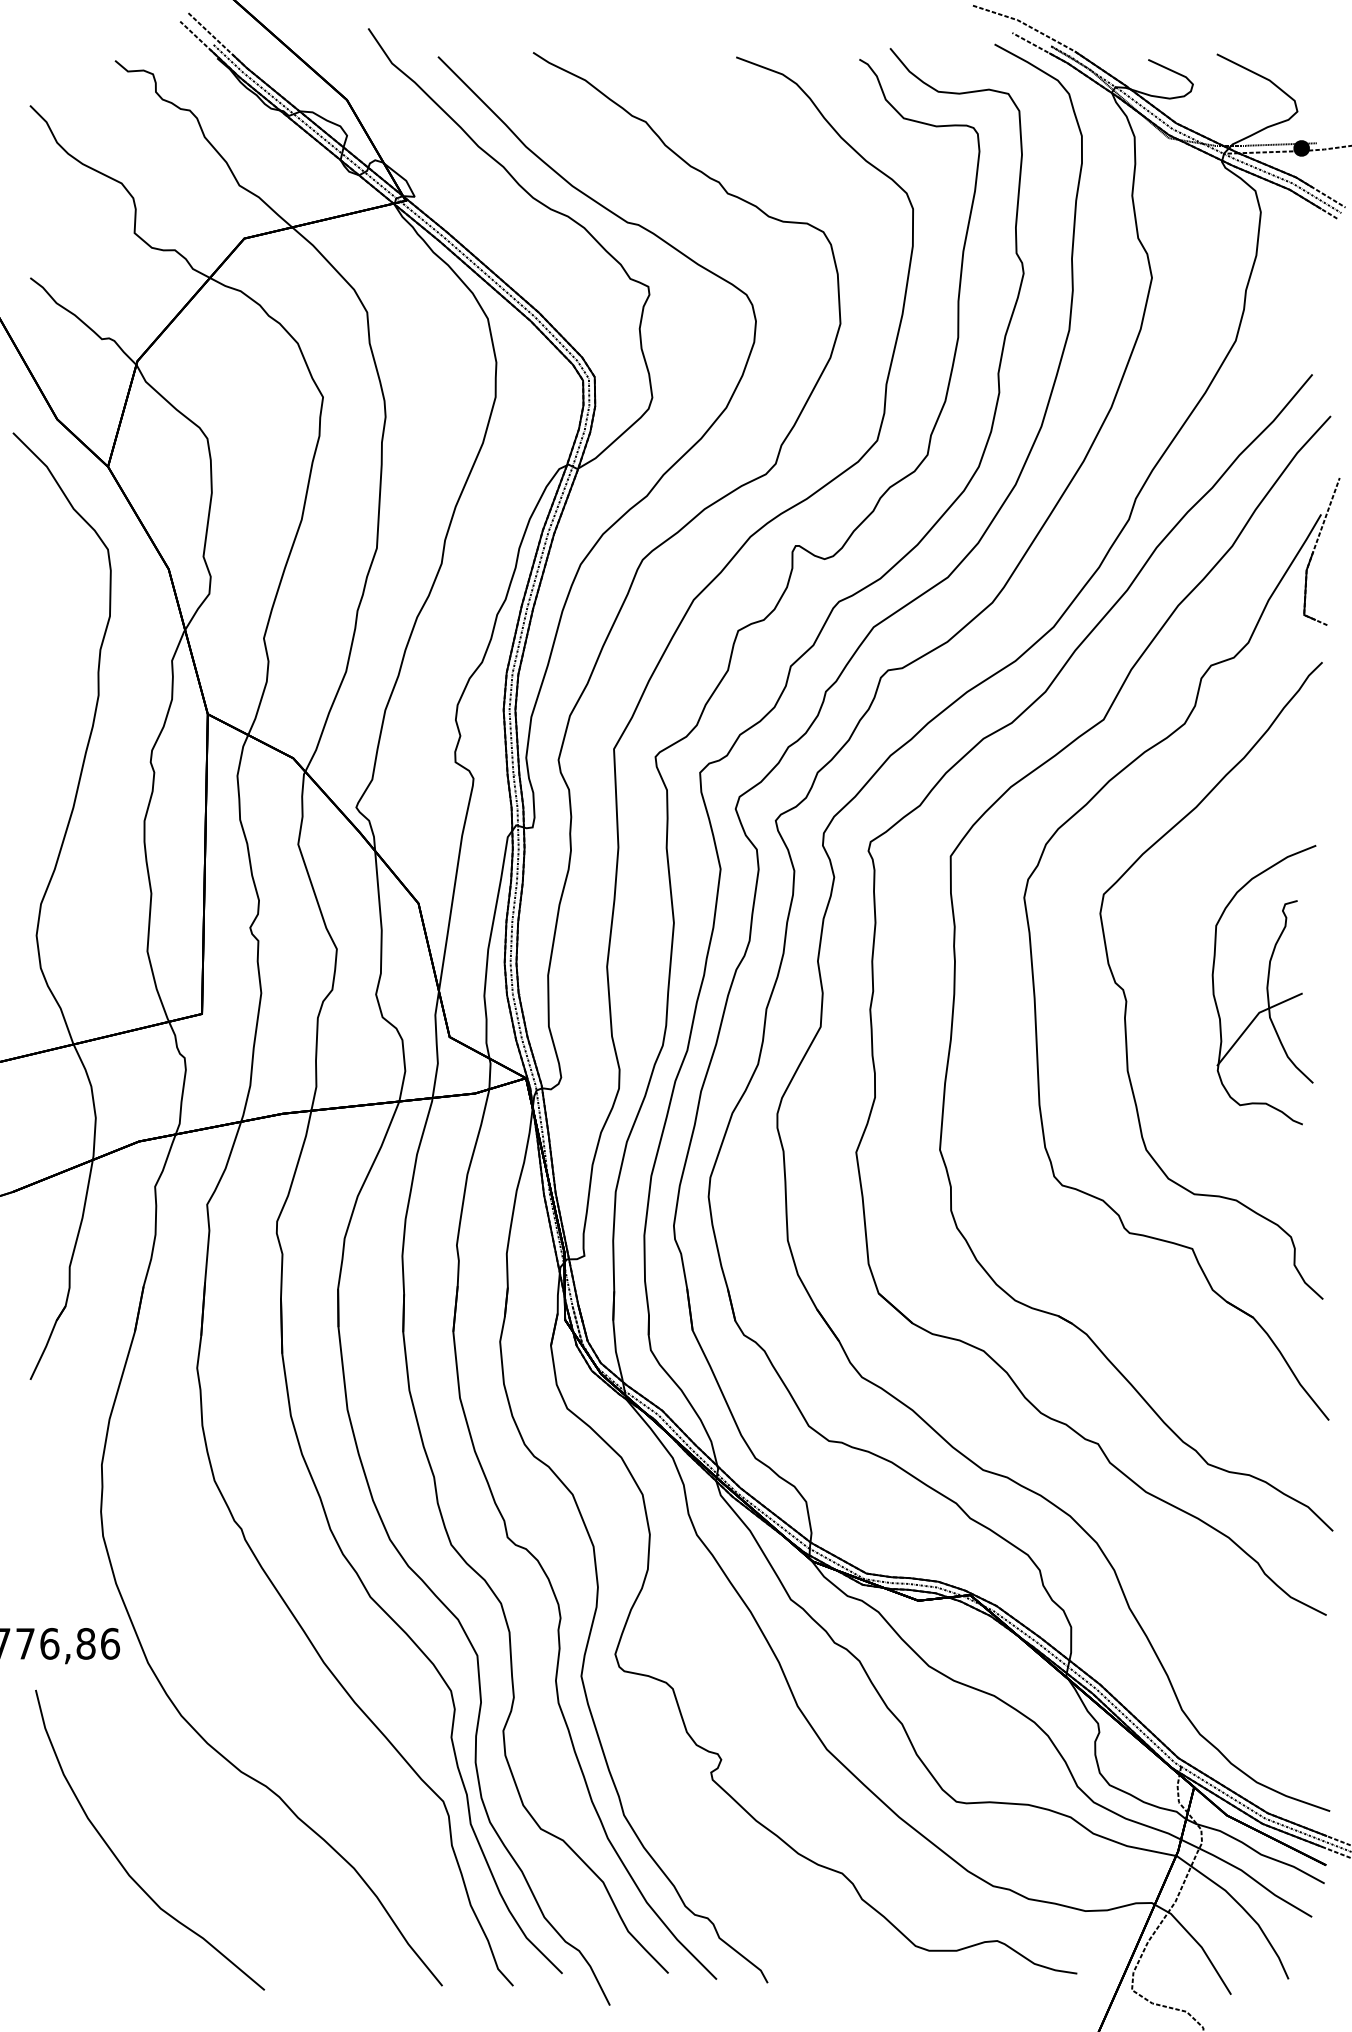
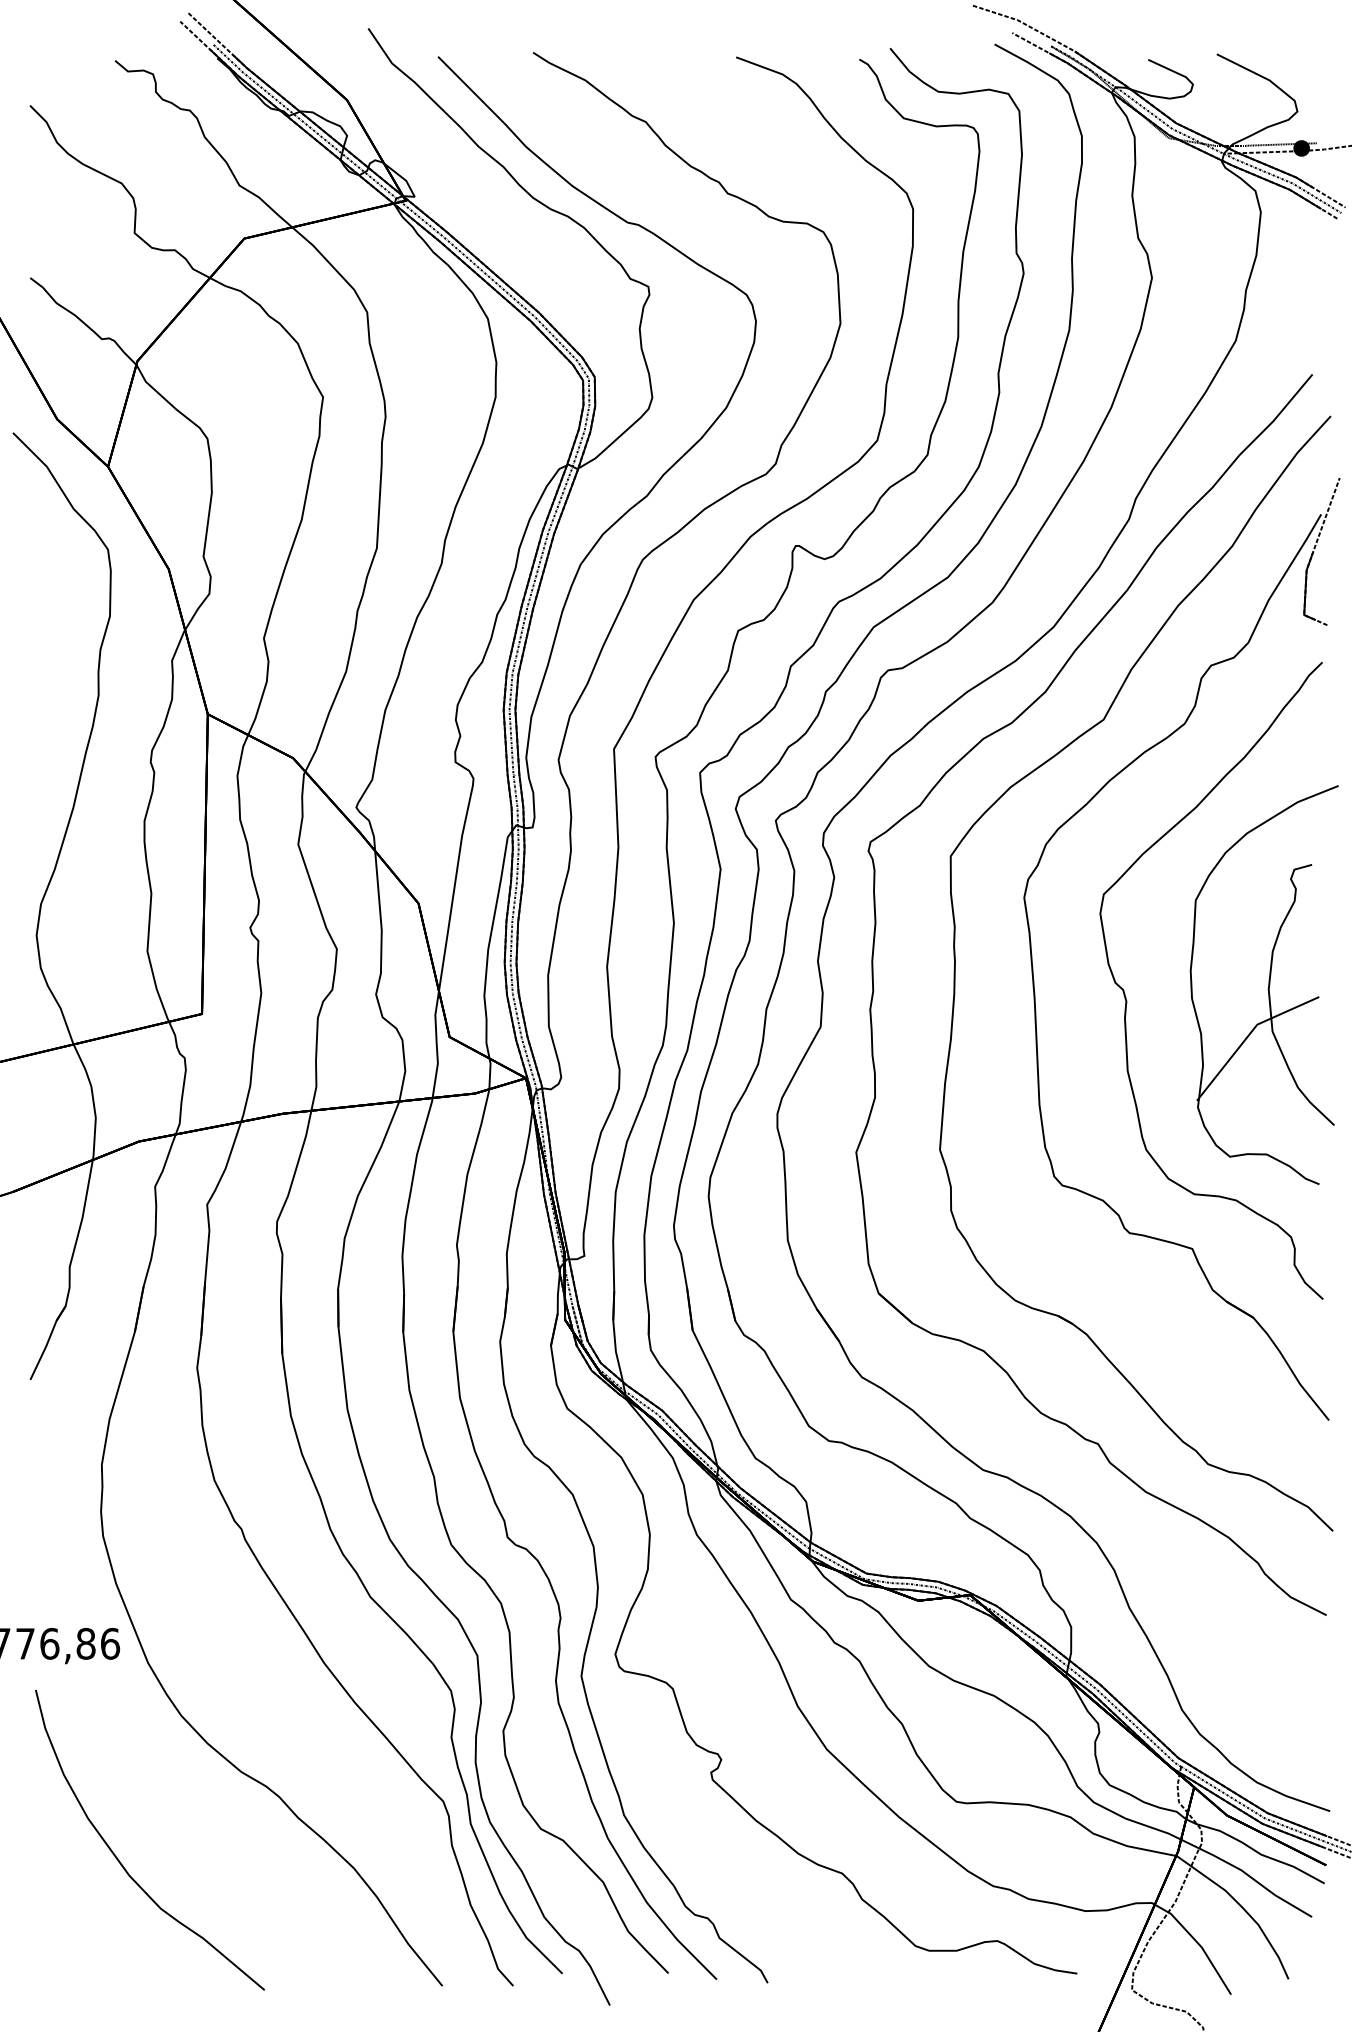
part size: 106x281 px -> 150x400 px (1263, 984)
